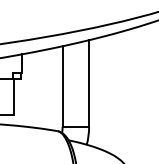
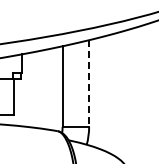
line: solid -> dashed (89, 84)
